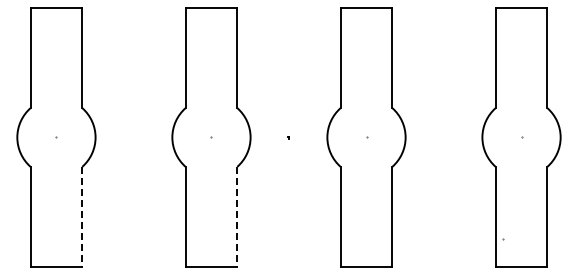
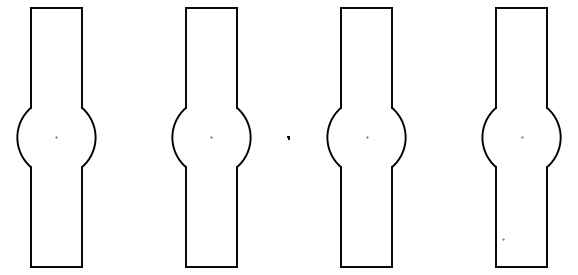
line: dashed -> solid (82, 216)
line: dashed -> solid (237, 216)
